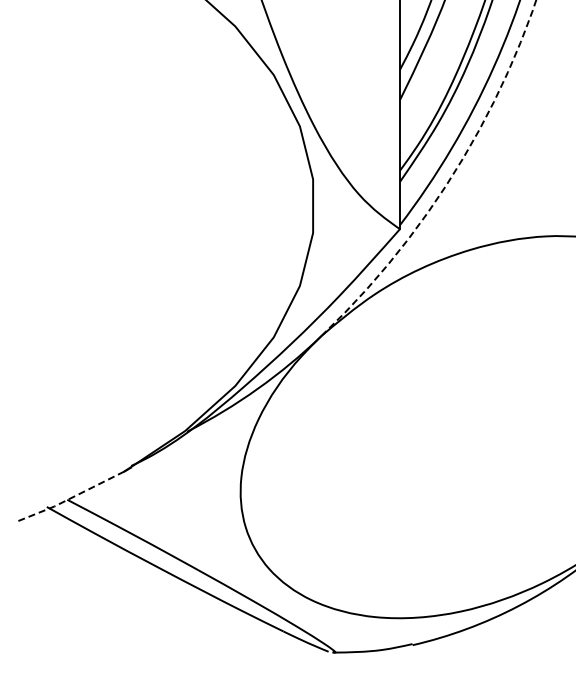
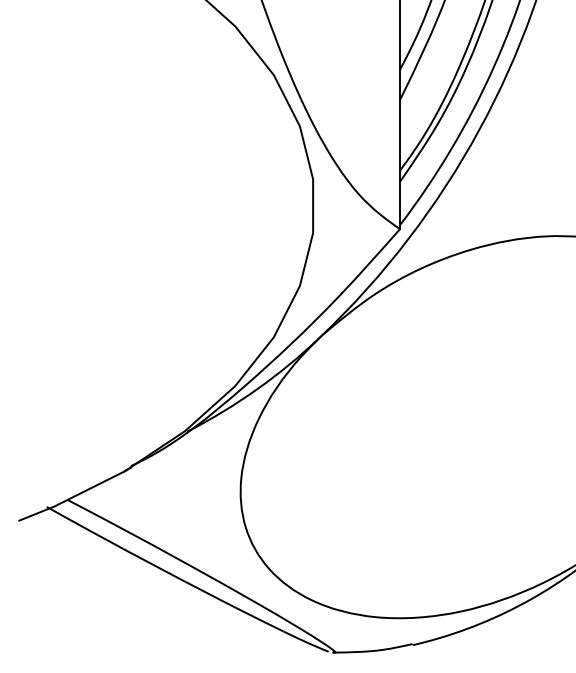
arc: dashed -> solid (449, 180)
line: dashed -> solid (72, 497)
